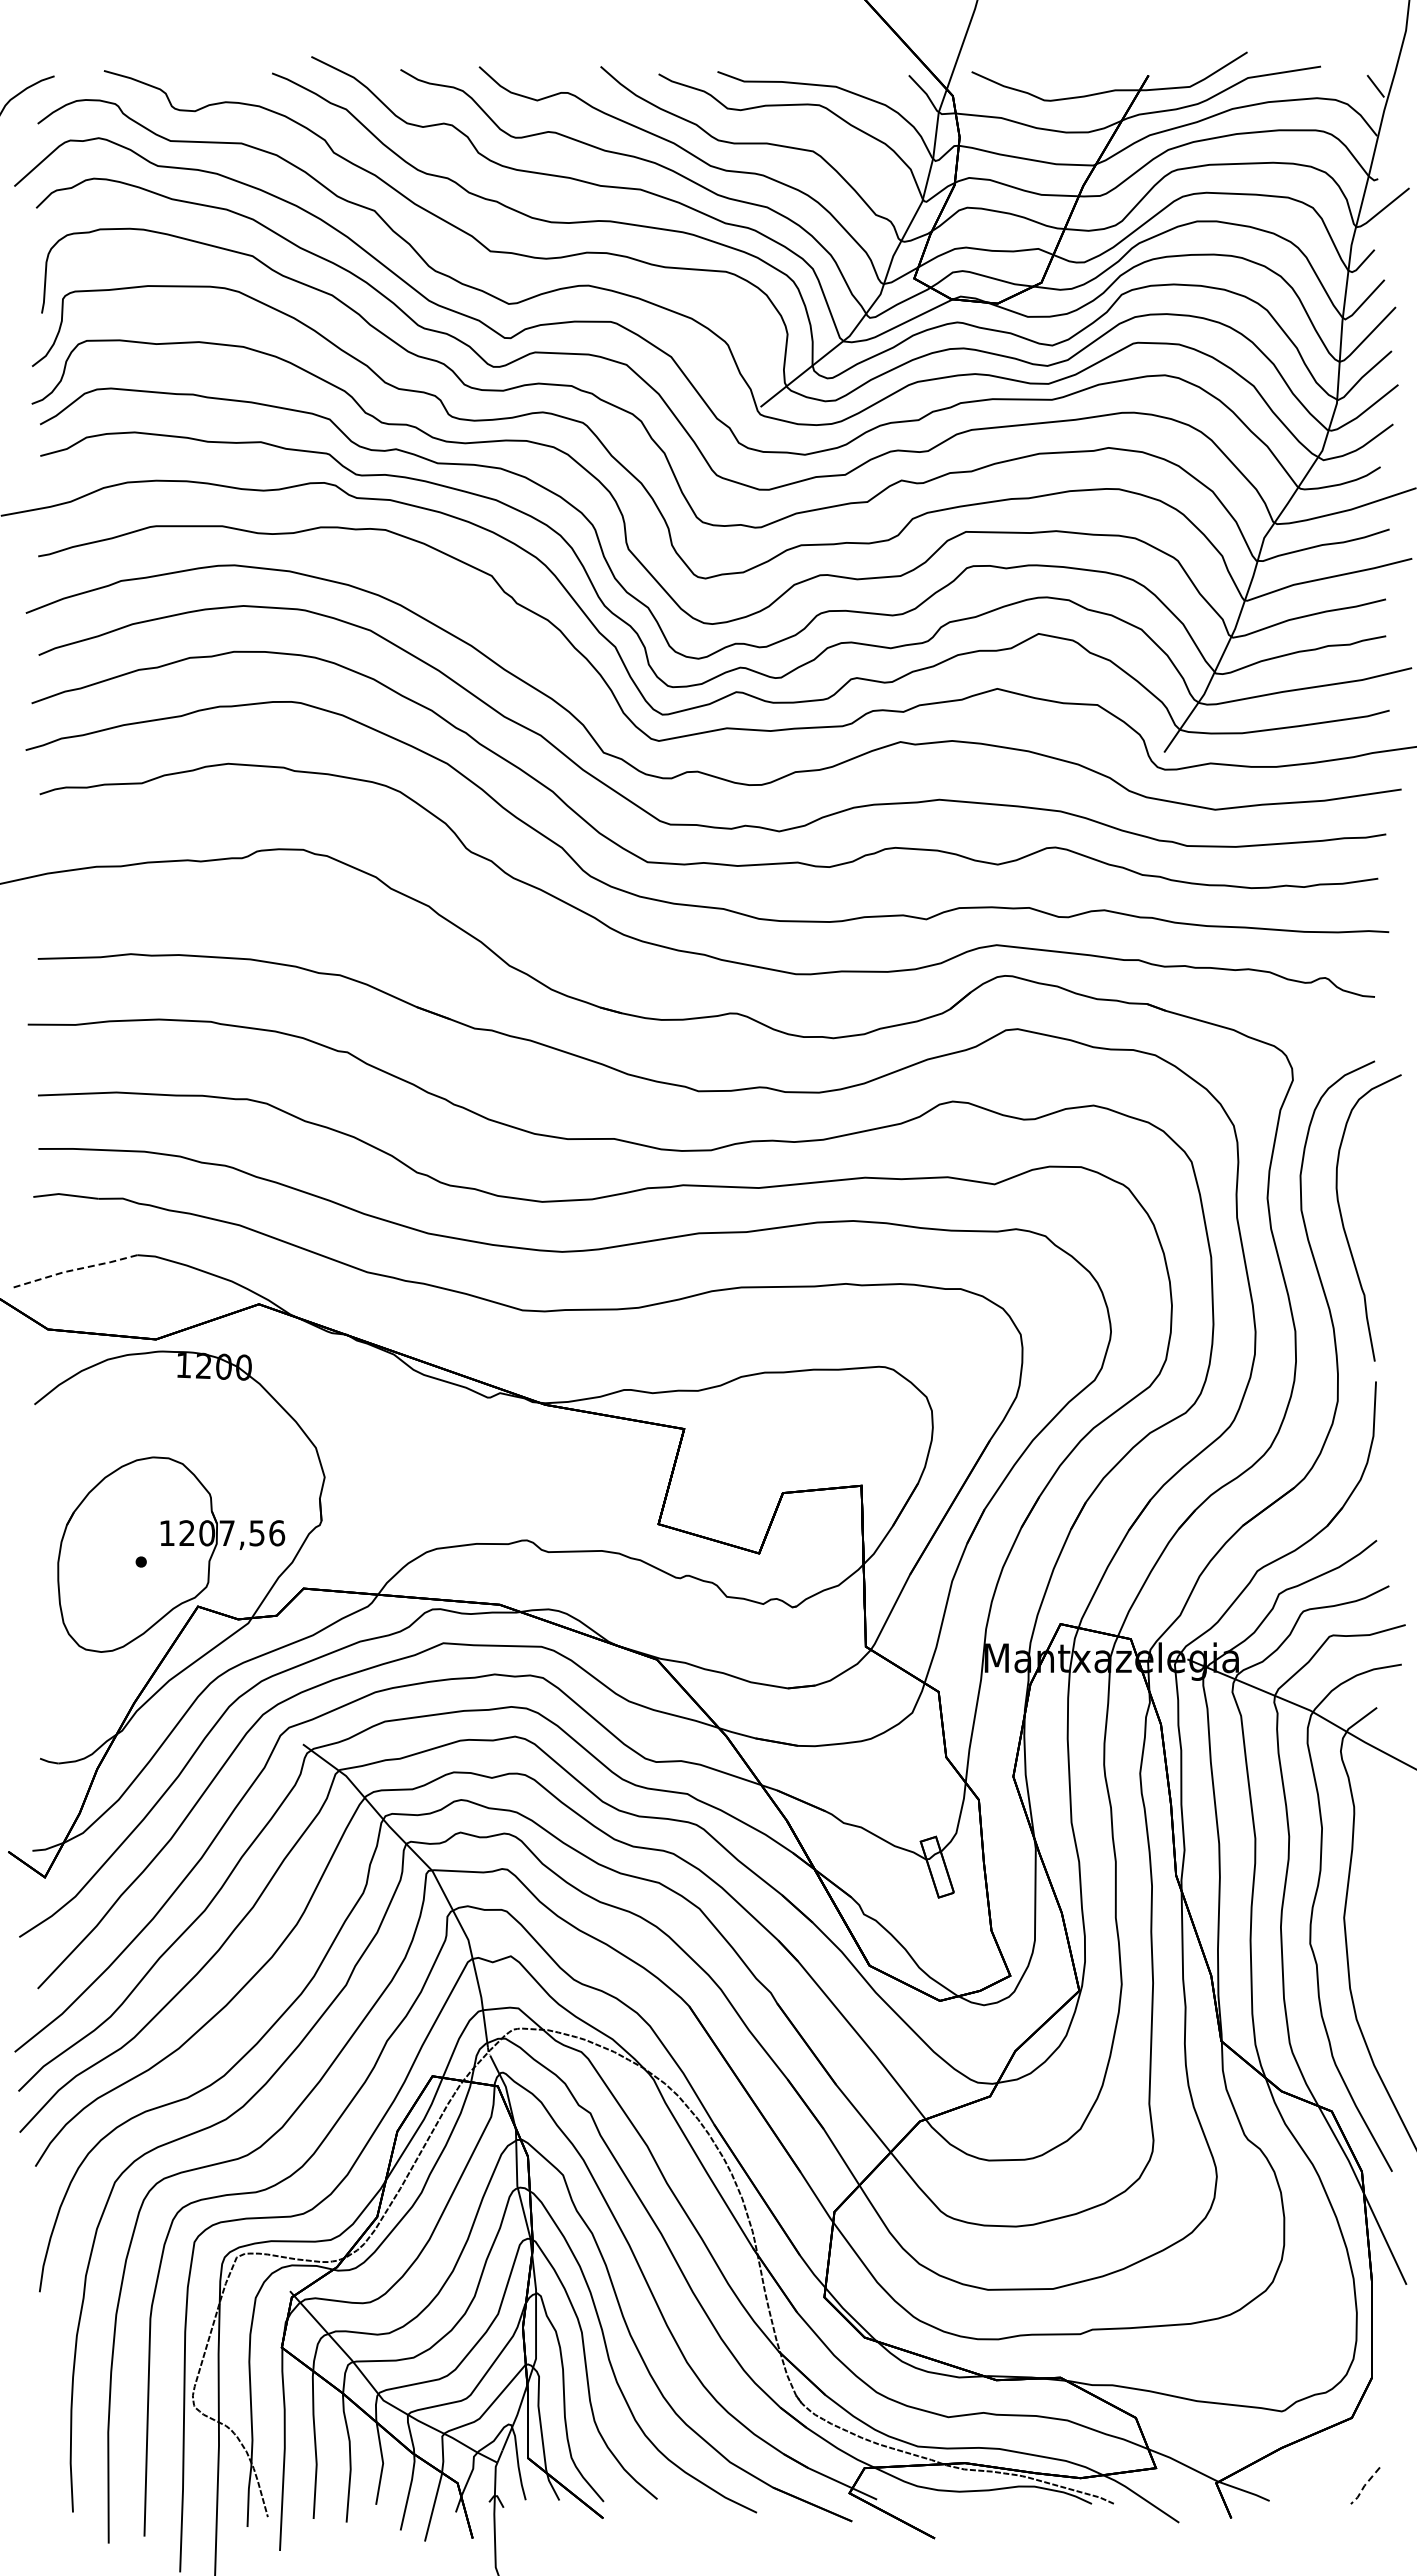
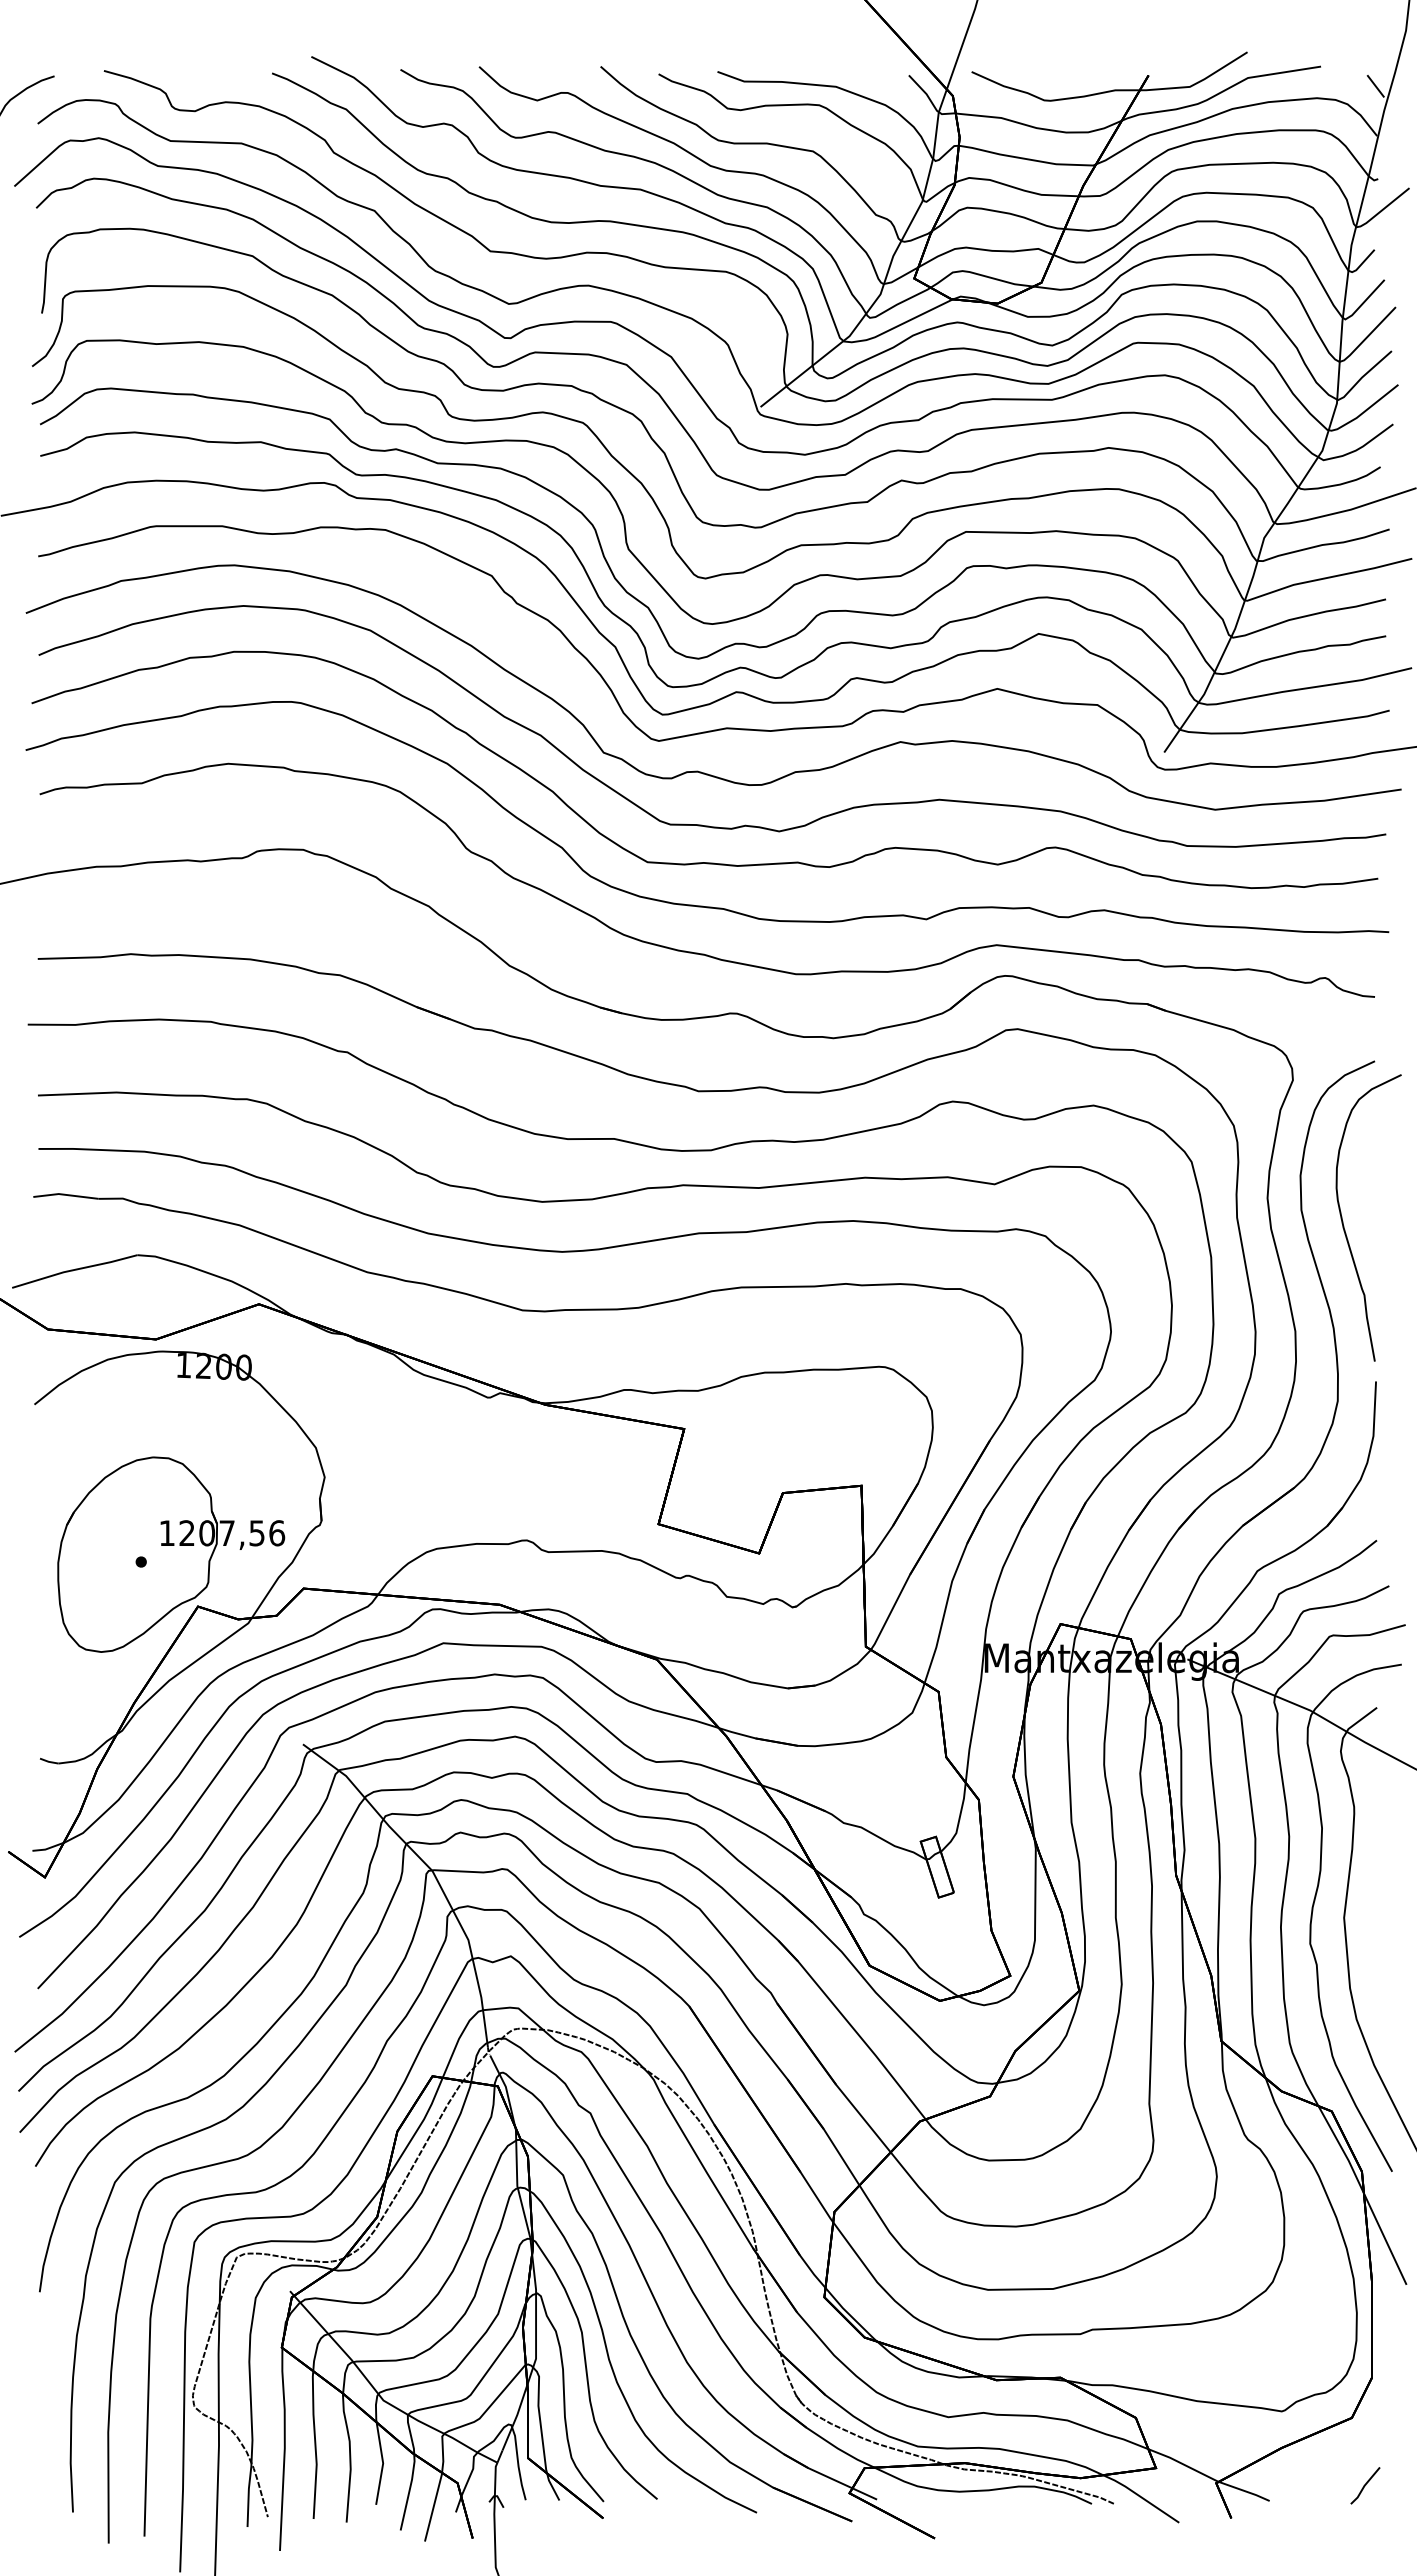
line: dashed -> solid (74, 1270)
line: dashed -> solid (1364, 2485)
